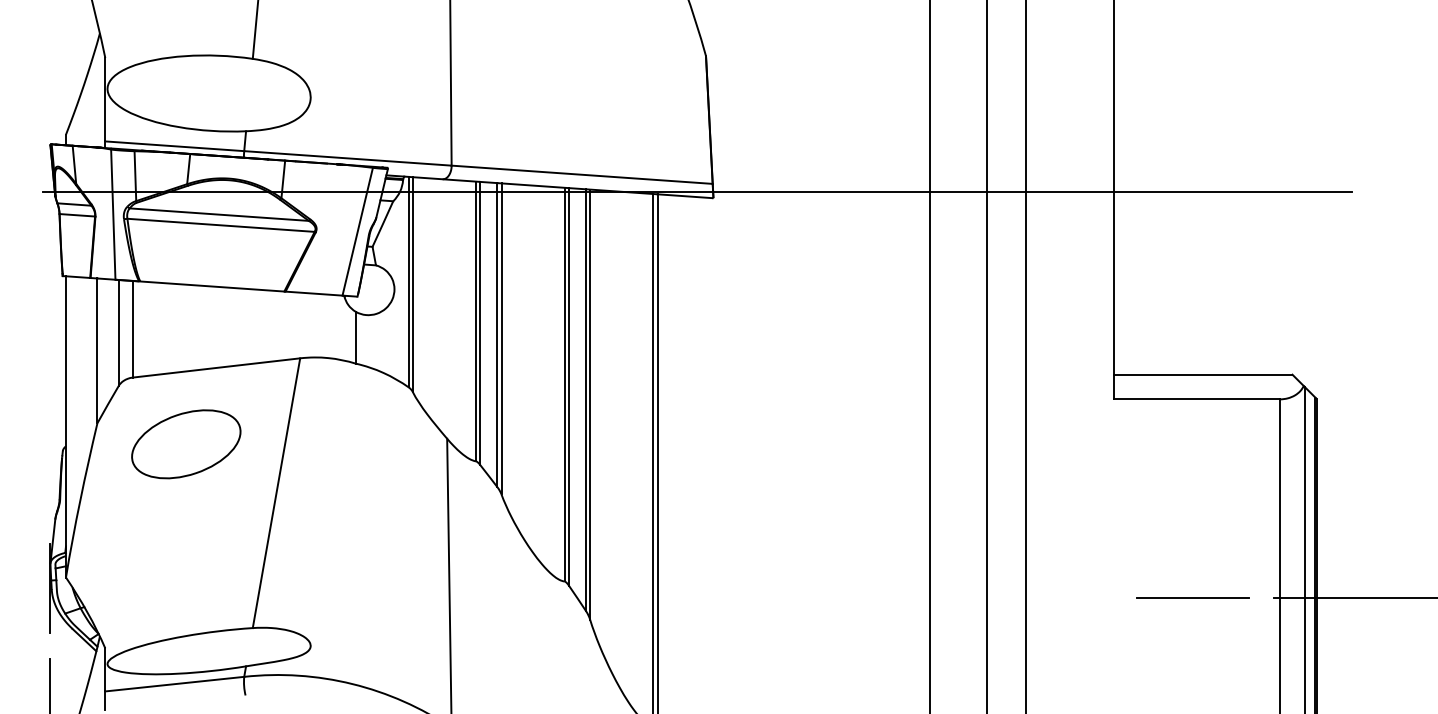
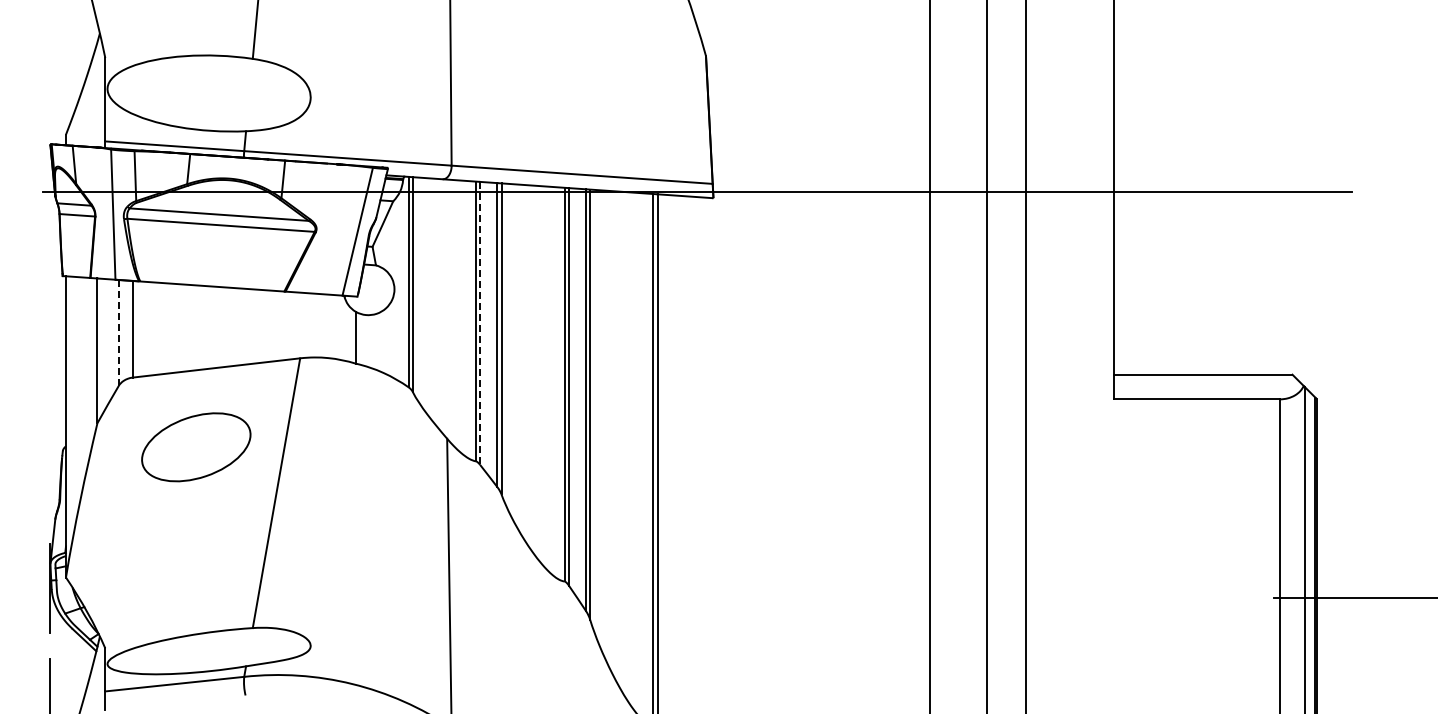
line: solid -> dashed (480, 323)
line: solid -> dashed (118, 332)
part position: (186, 444) -> (196, 447) (196, 447)
line: present -> none (1192, 597)
